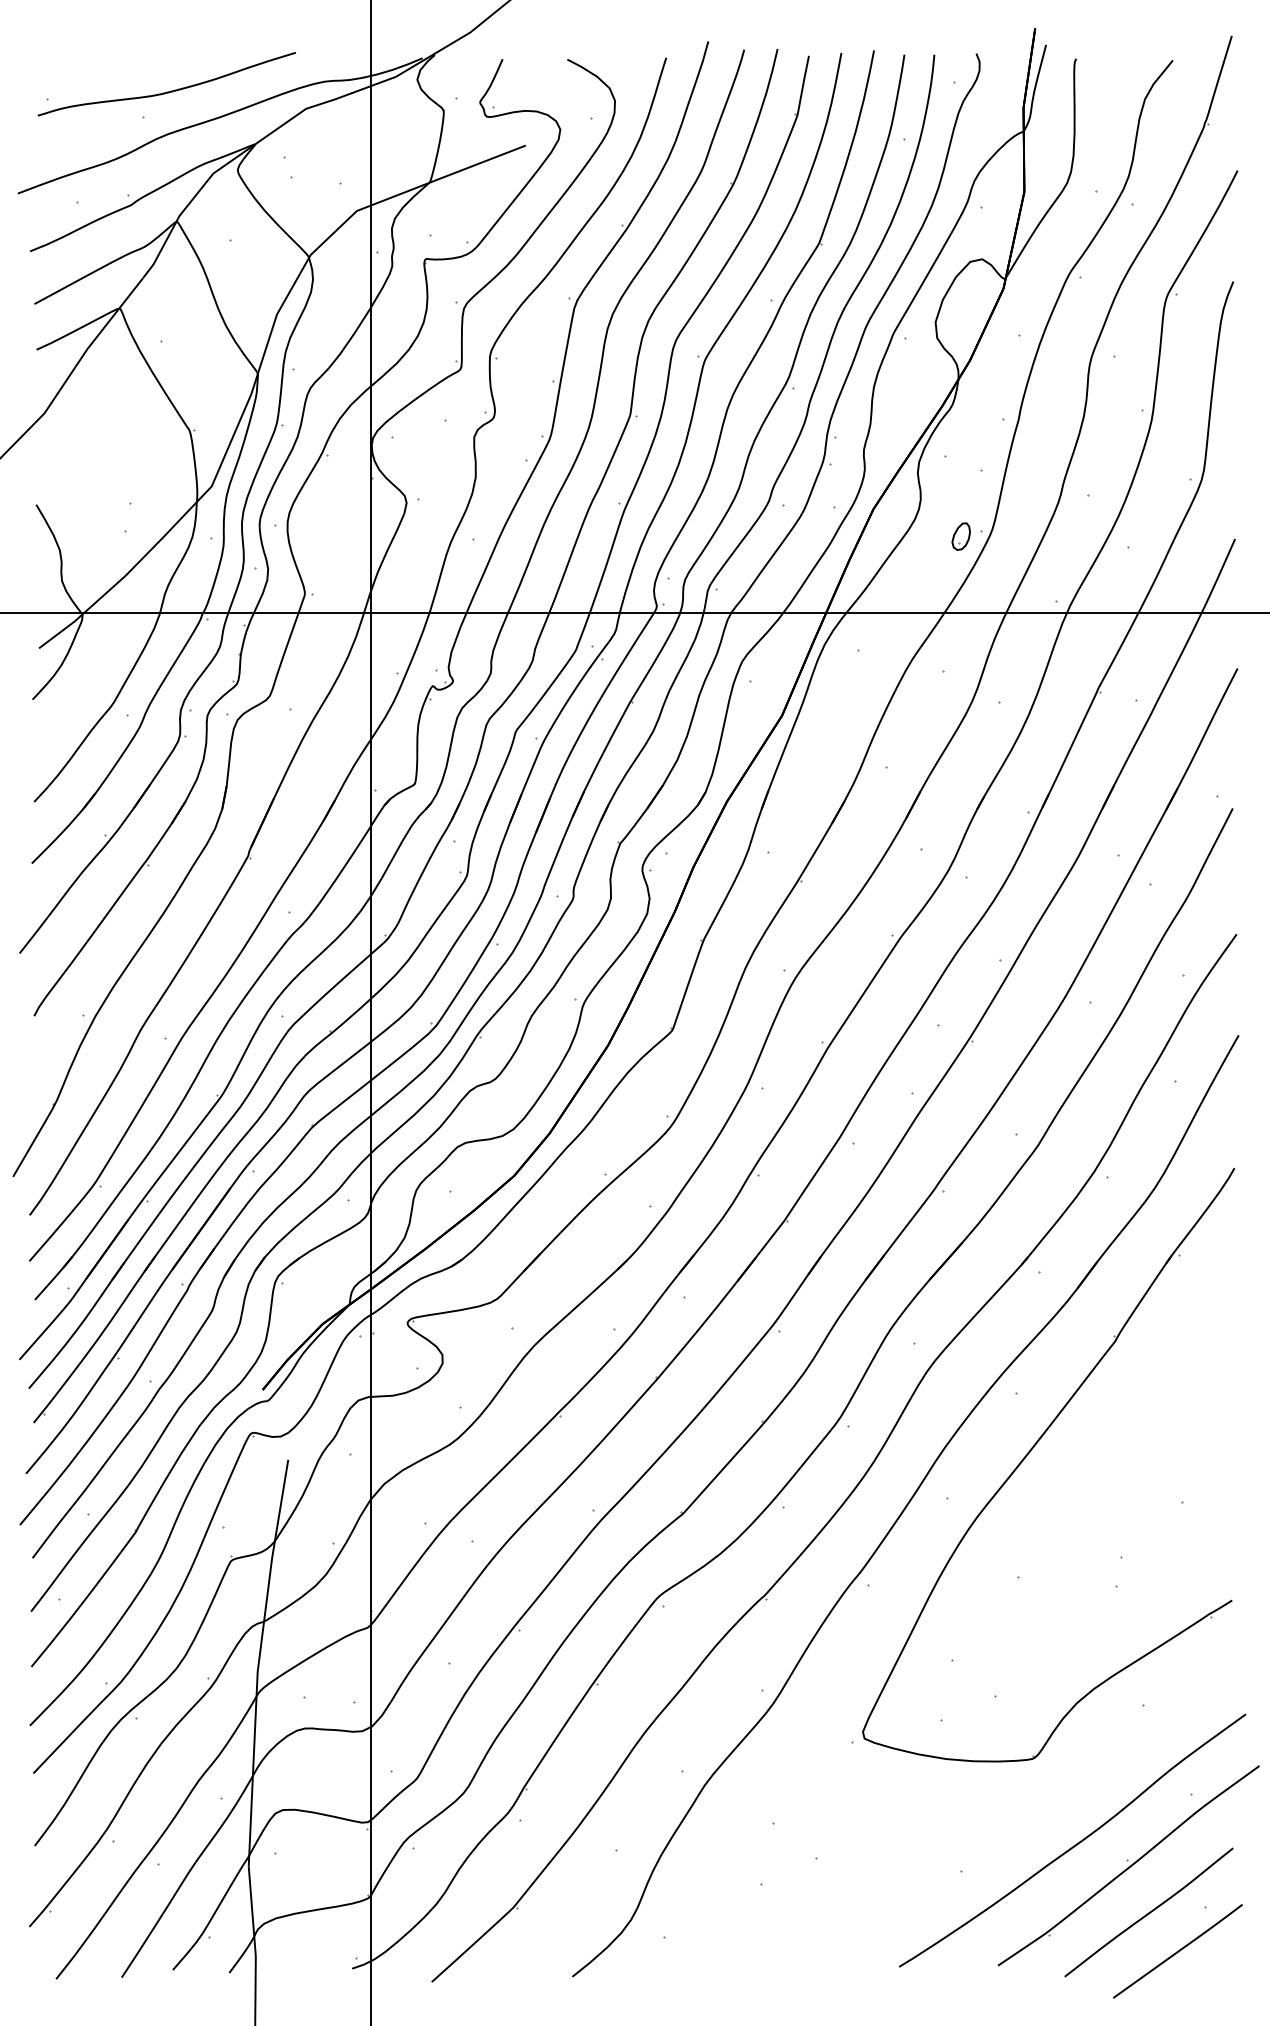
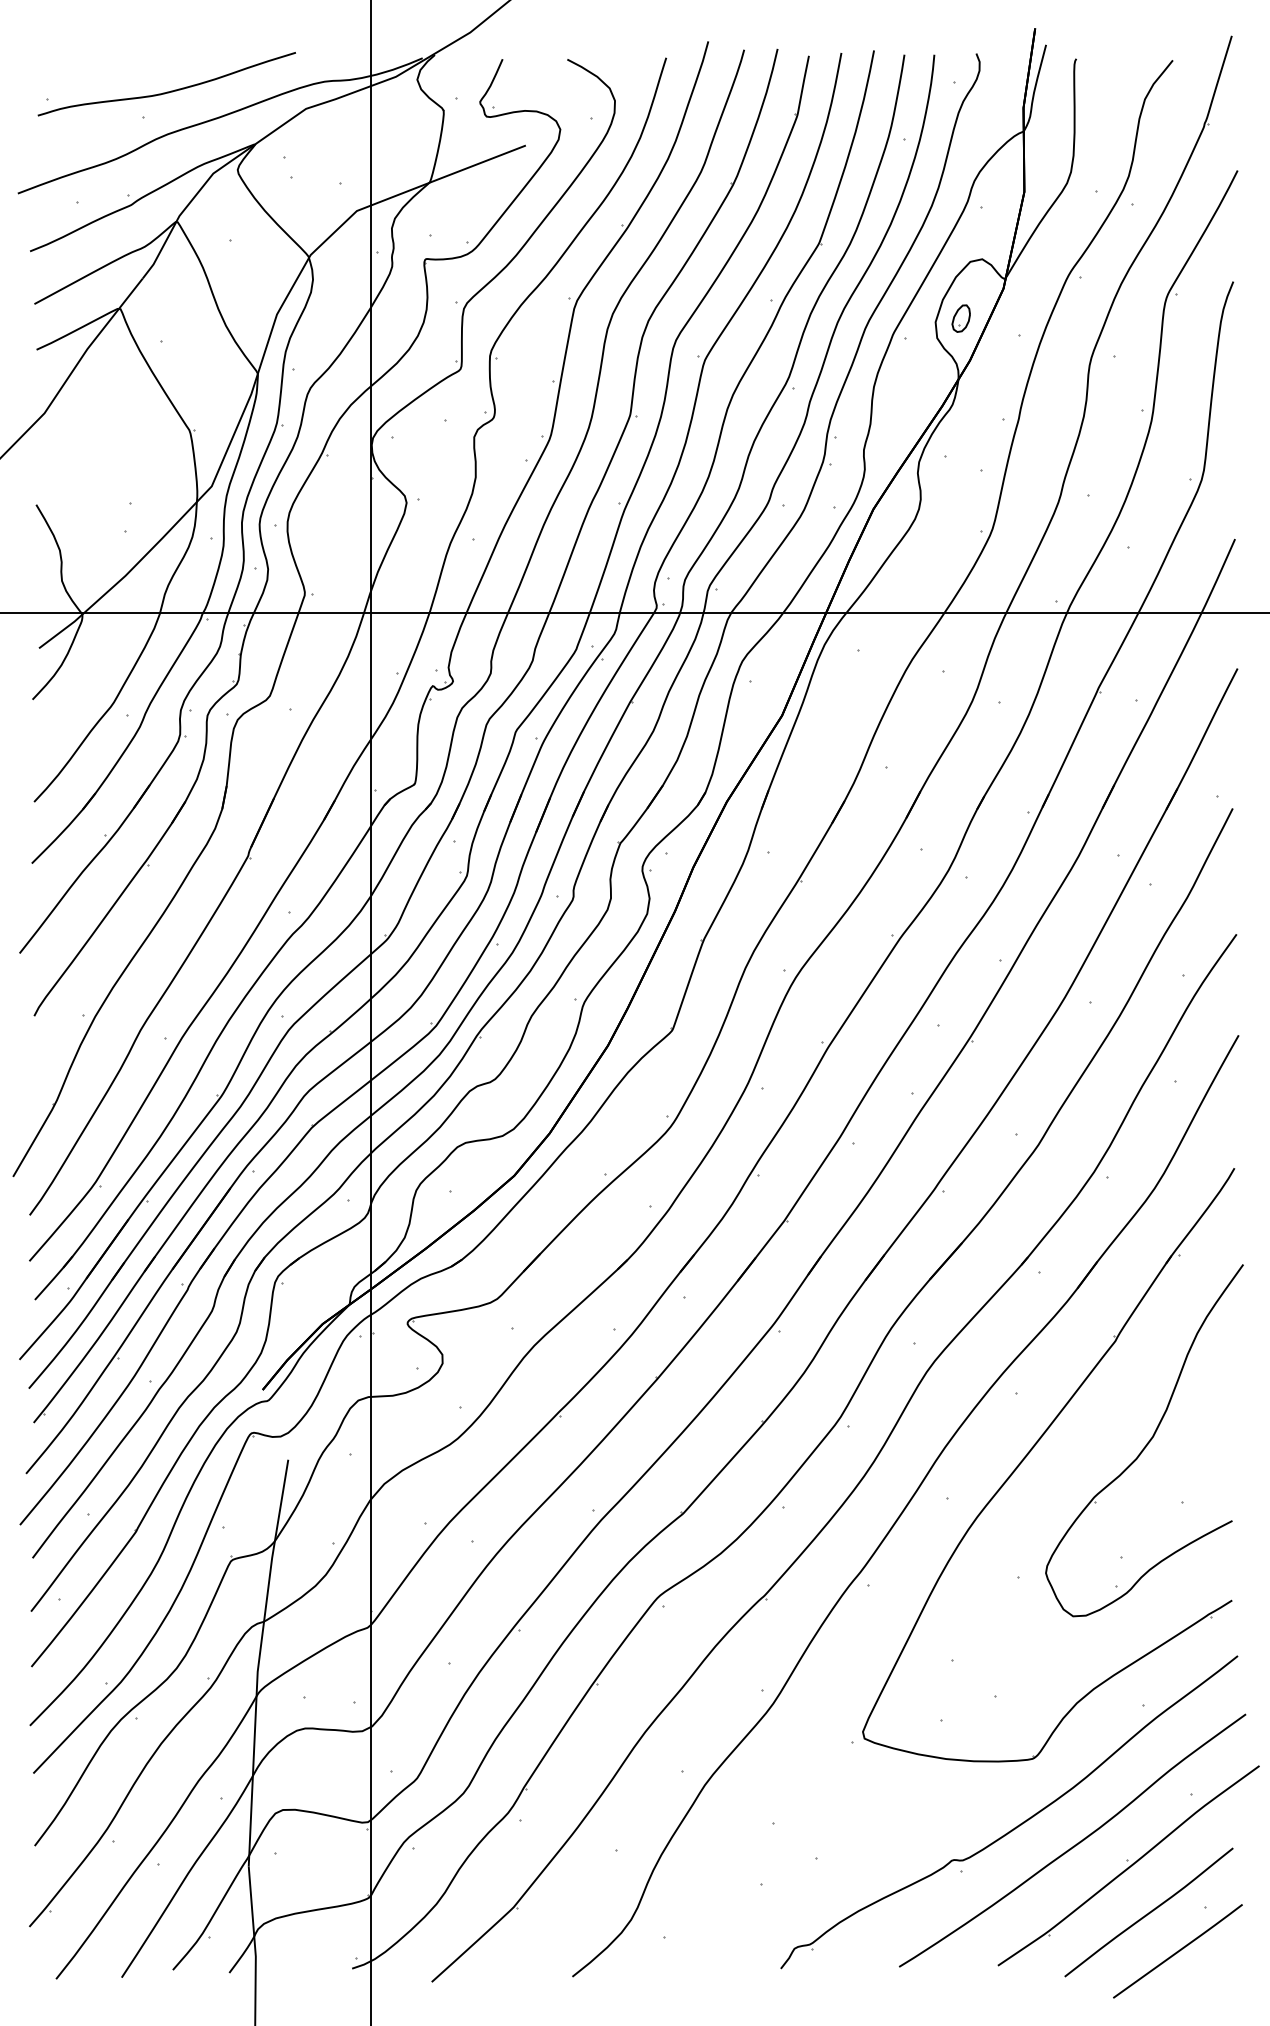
part position: (960, 536) -> (960, 318) (960, 318)
part: none -> present (1144, 1440)
part: none -> present (1017, 1825)
